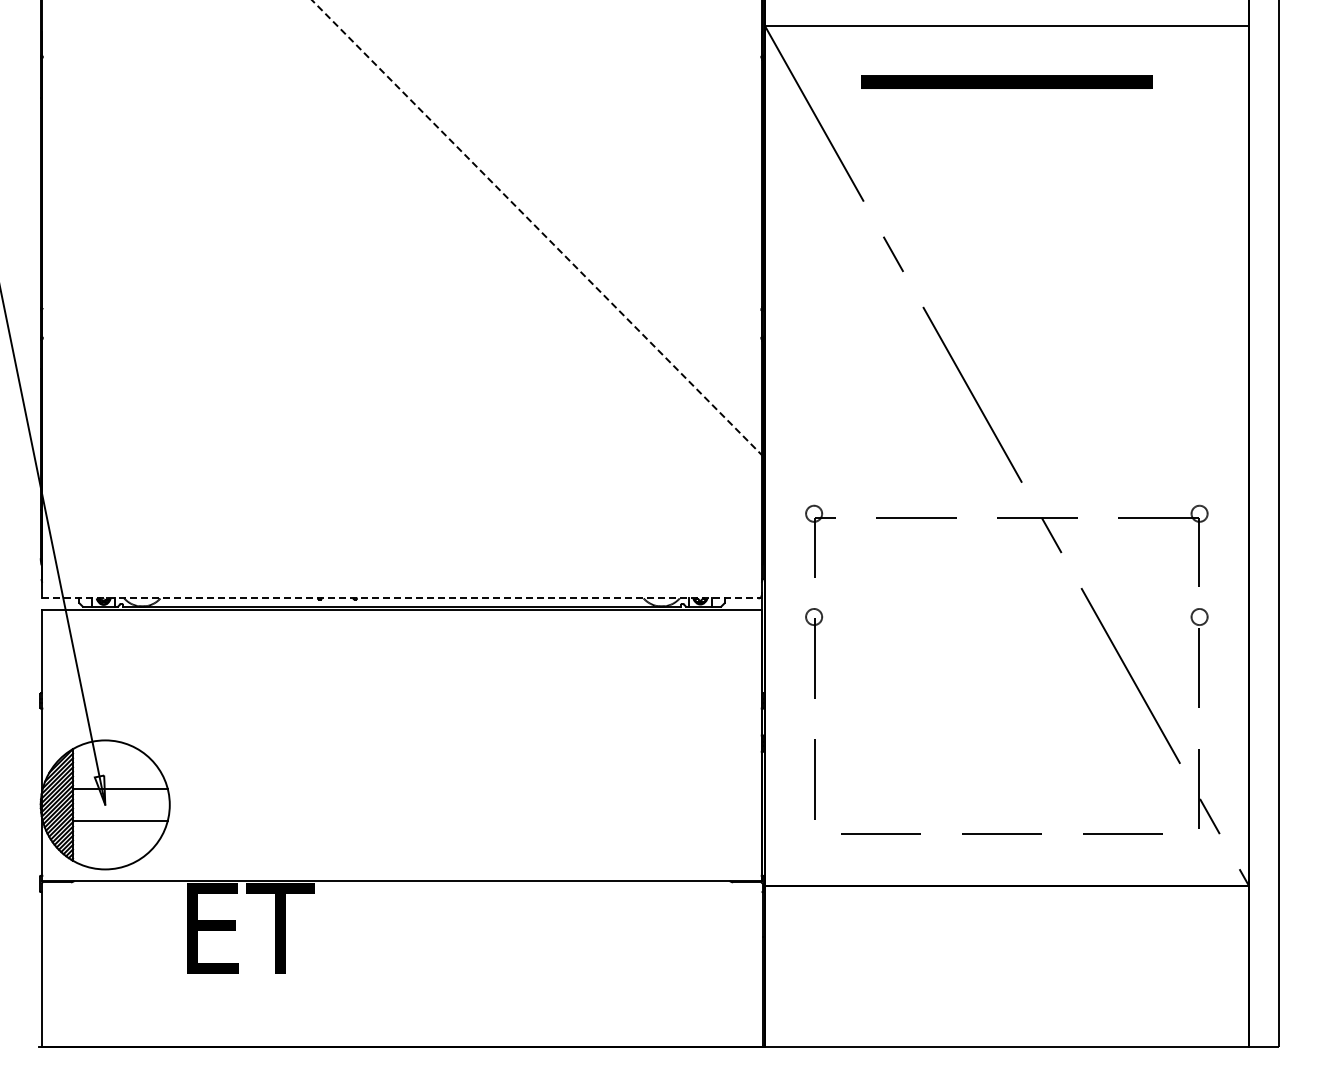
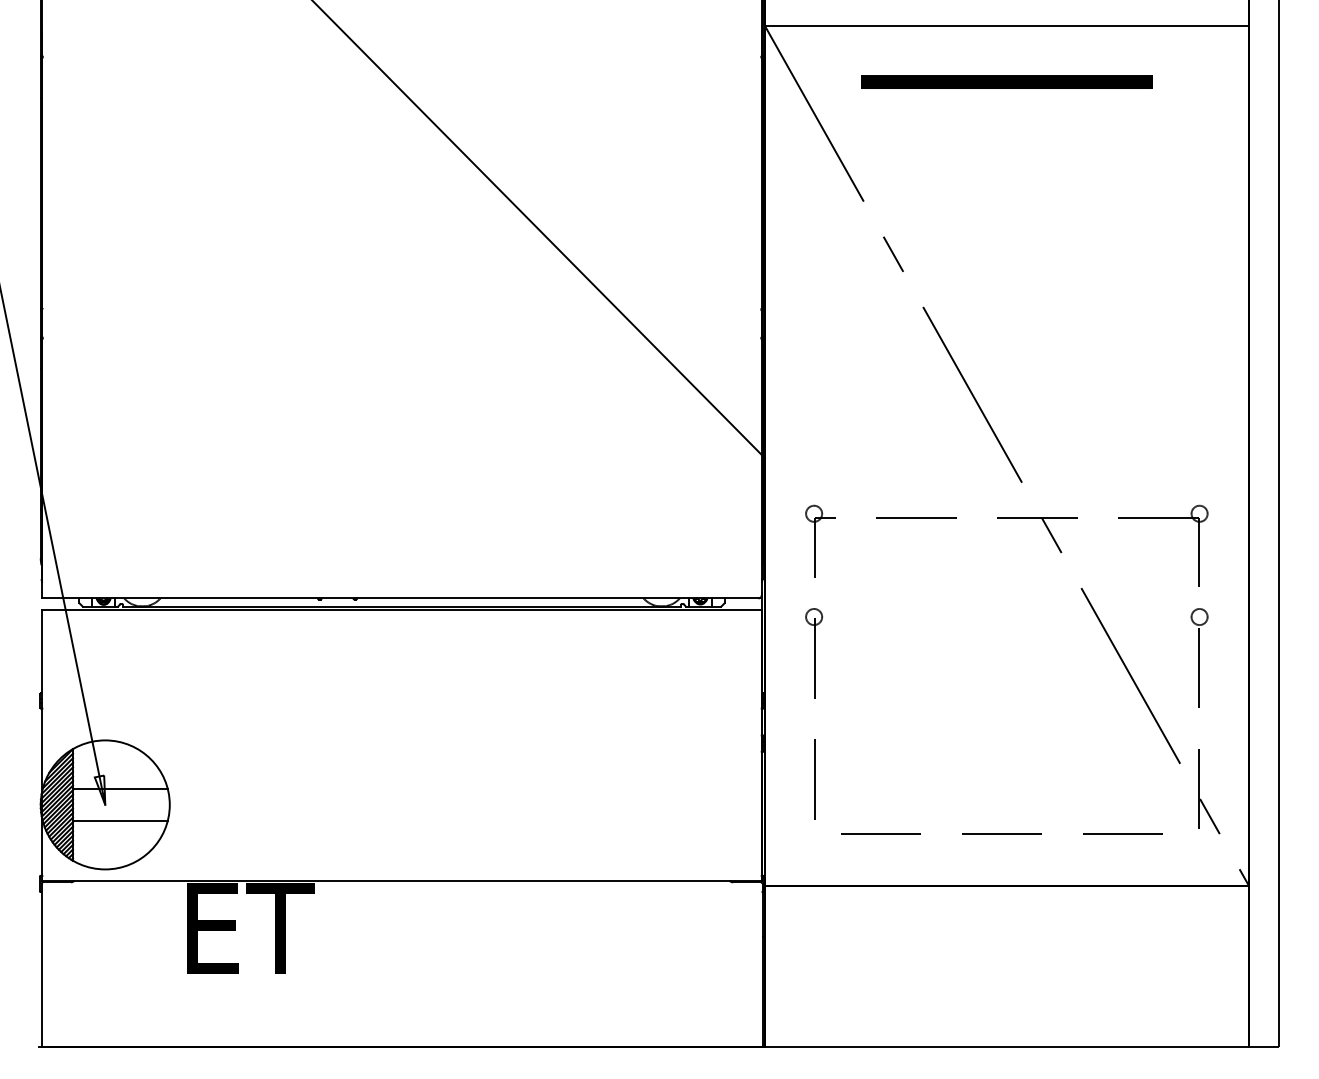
line: dashed -> solid (538, 229)
line: dashed -> solid (402, 598)
